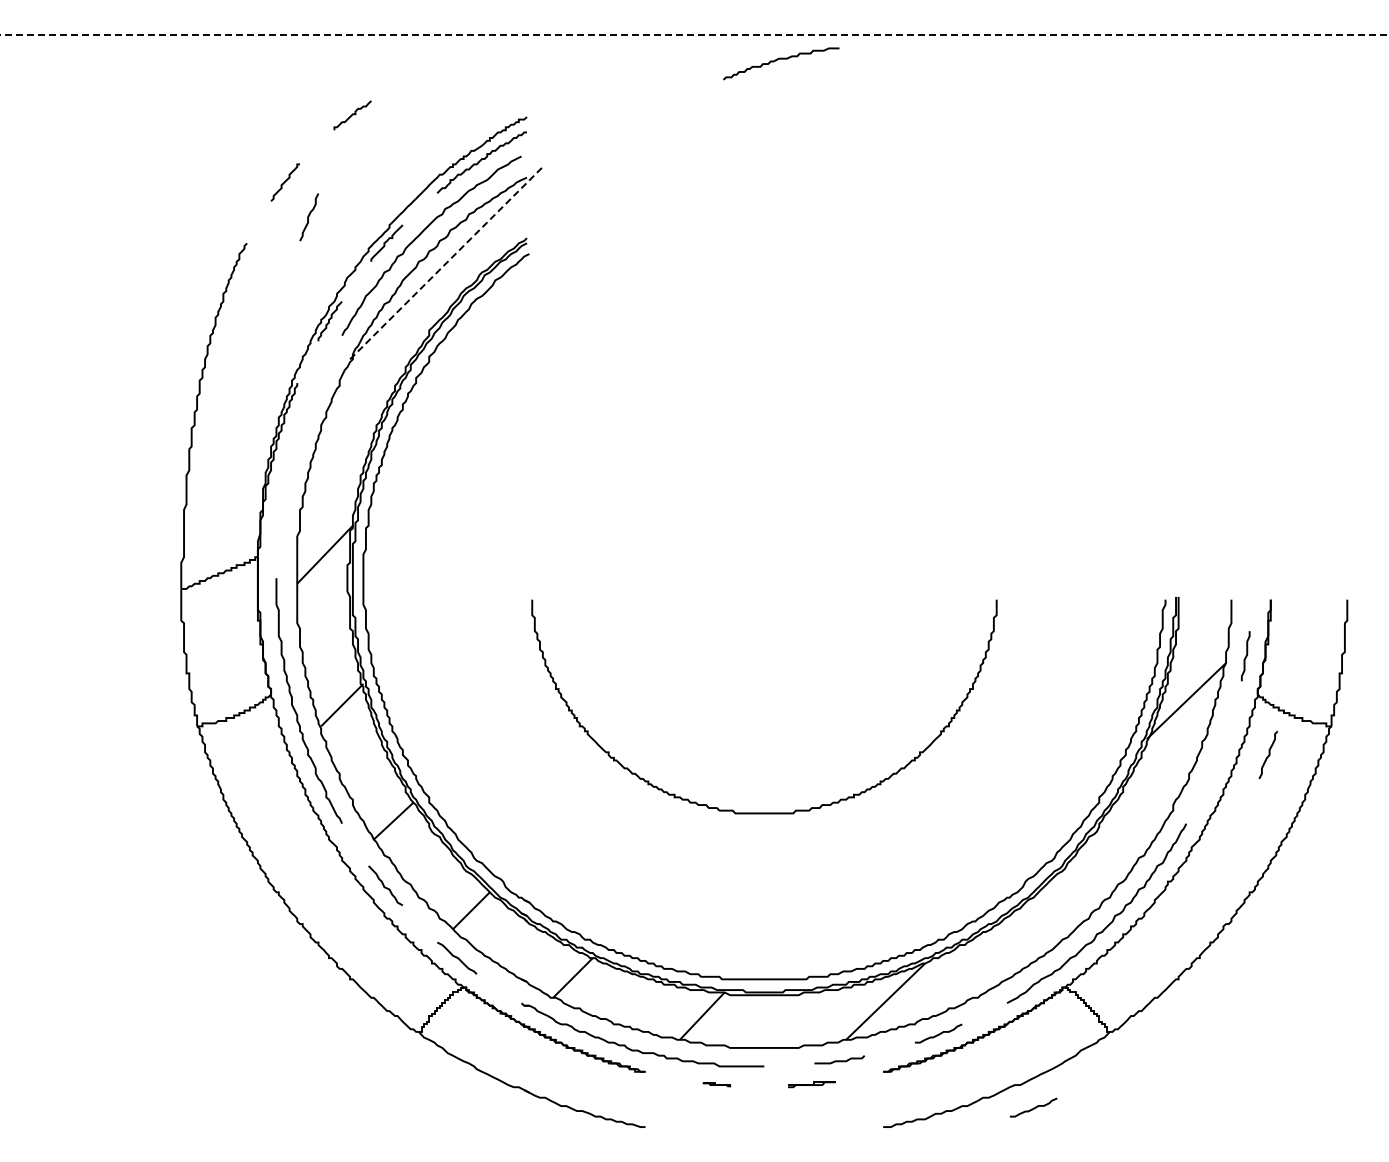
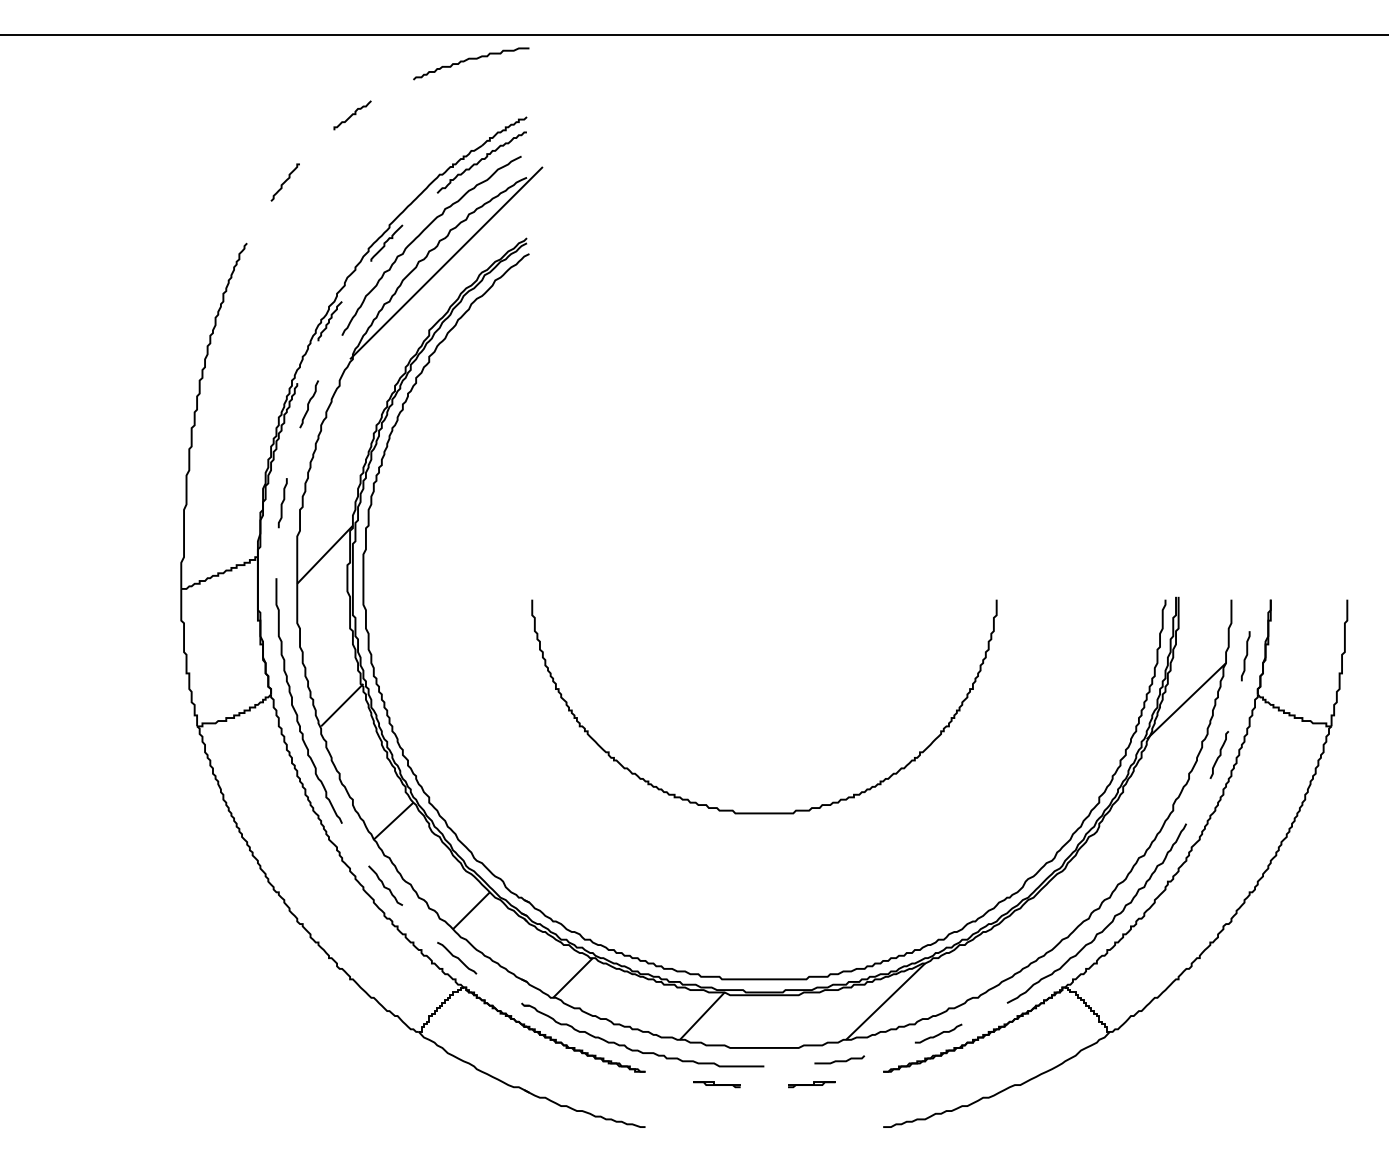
line: dashed -> solid (694, 34)
curve position: (781, 59) -> (471, 59) (471, 59)
curve position: (308, 217) -> (308, 404) (308, 404)
line: dashed -> solid (446, 262)
curve: none -> present (282, 503)
curve position: (1268, 754) -> (1219, 754) (1219, 754)
part size: 30x6 px -> 48x8 px (716, 1084)
curve: present -> none (1033, 1107)
